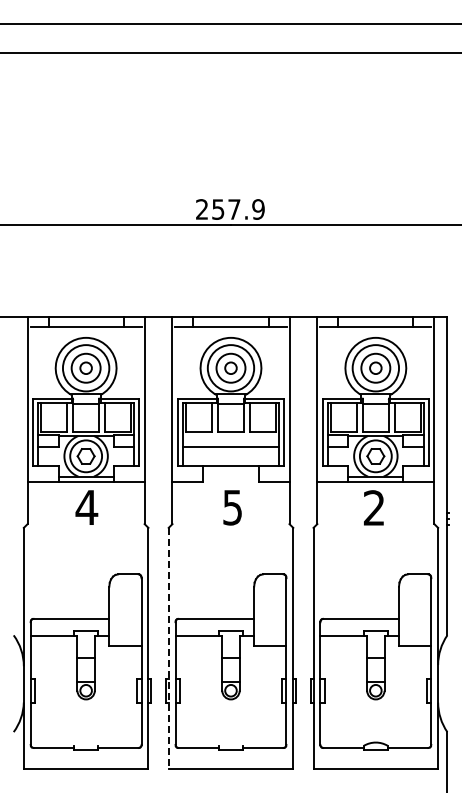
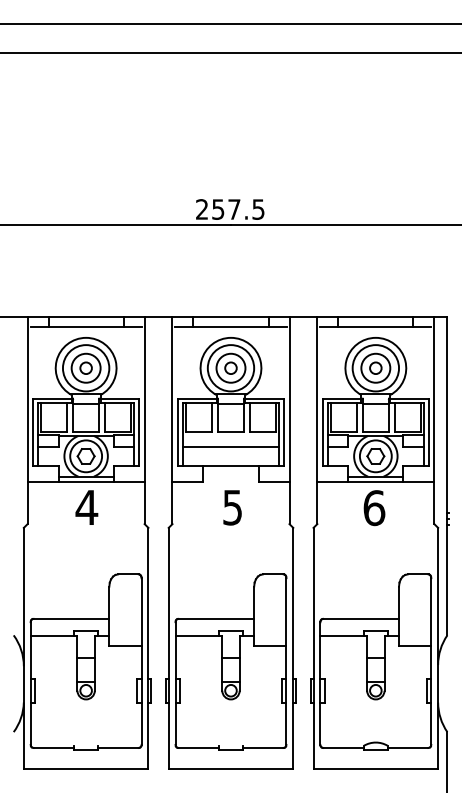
text: 257.9 -> 257.5 (258, 209)
text: 2 -> 6 (374, 508)
line: dashed -> solid (168, 648)
